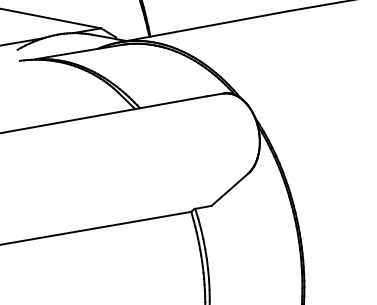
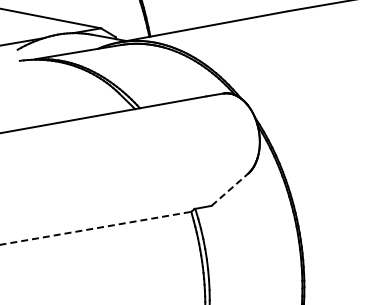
line: solid -> dashed (230, 189)
line: solid -> dashed (95, 228)
